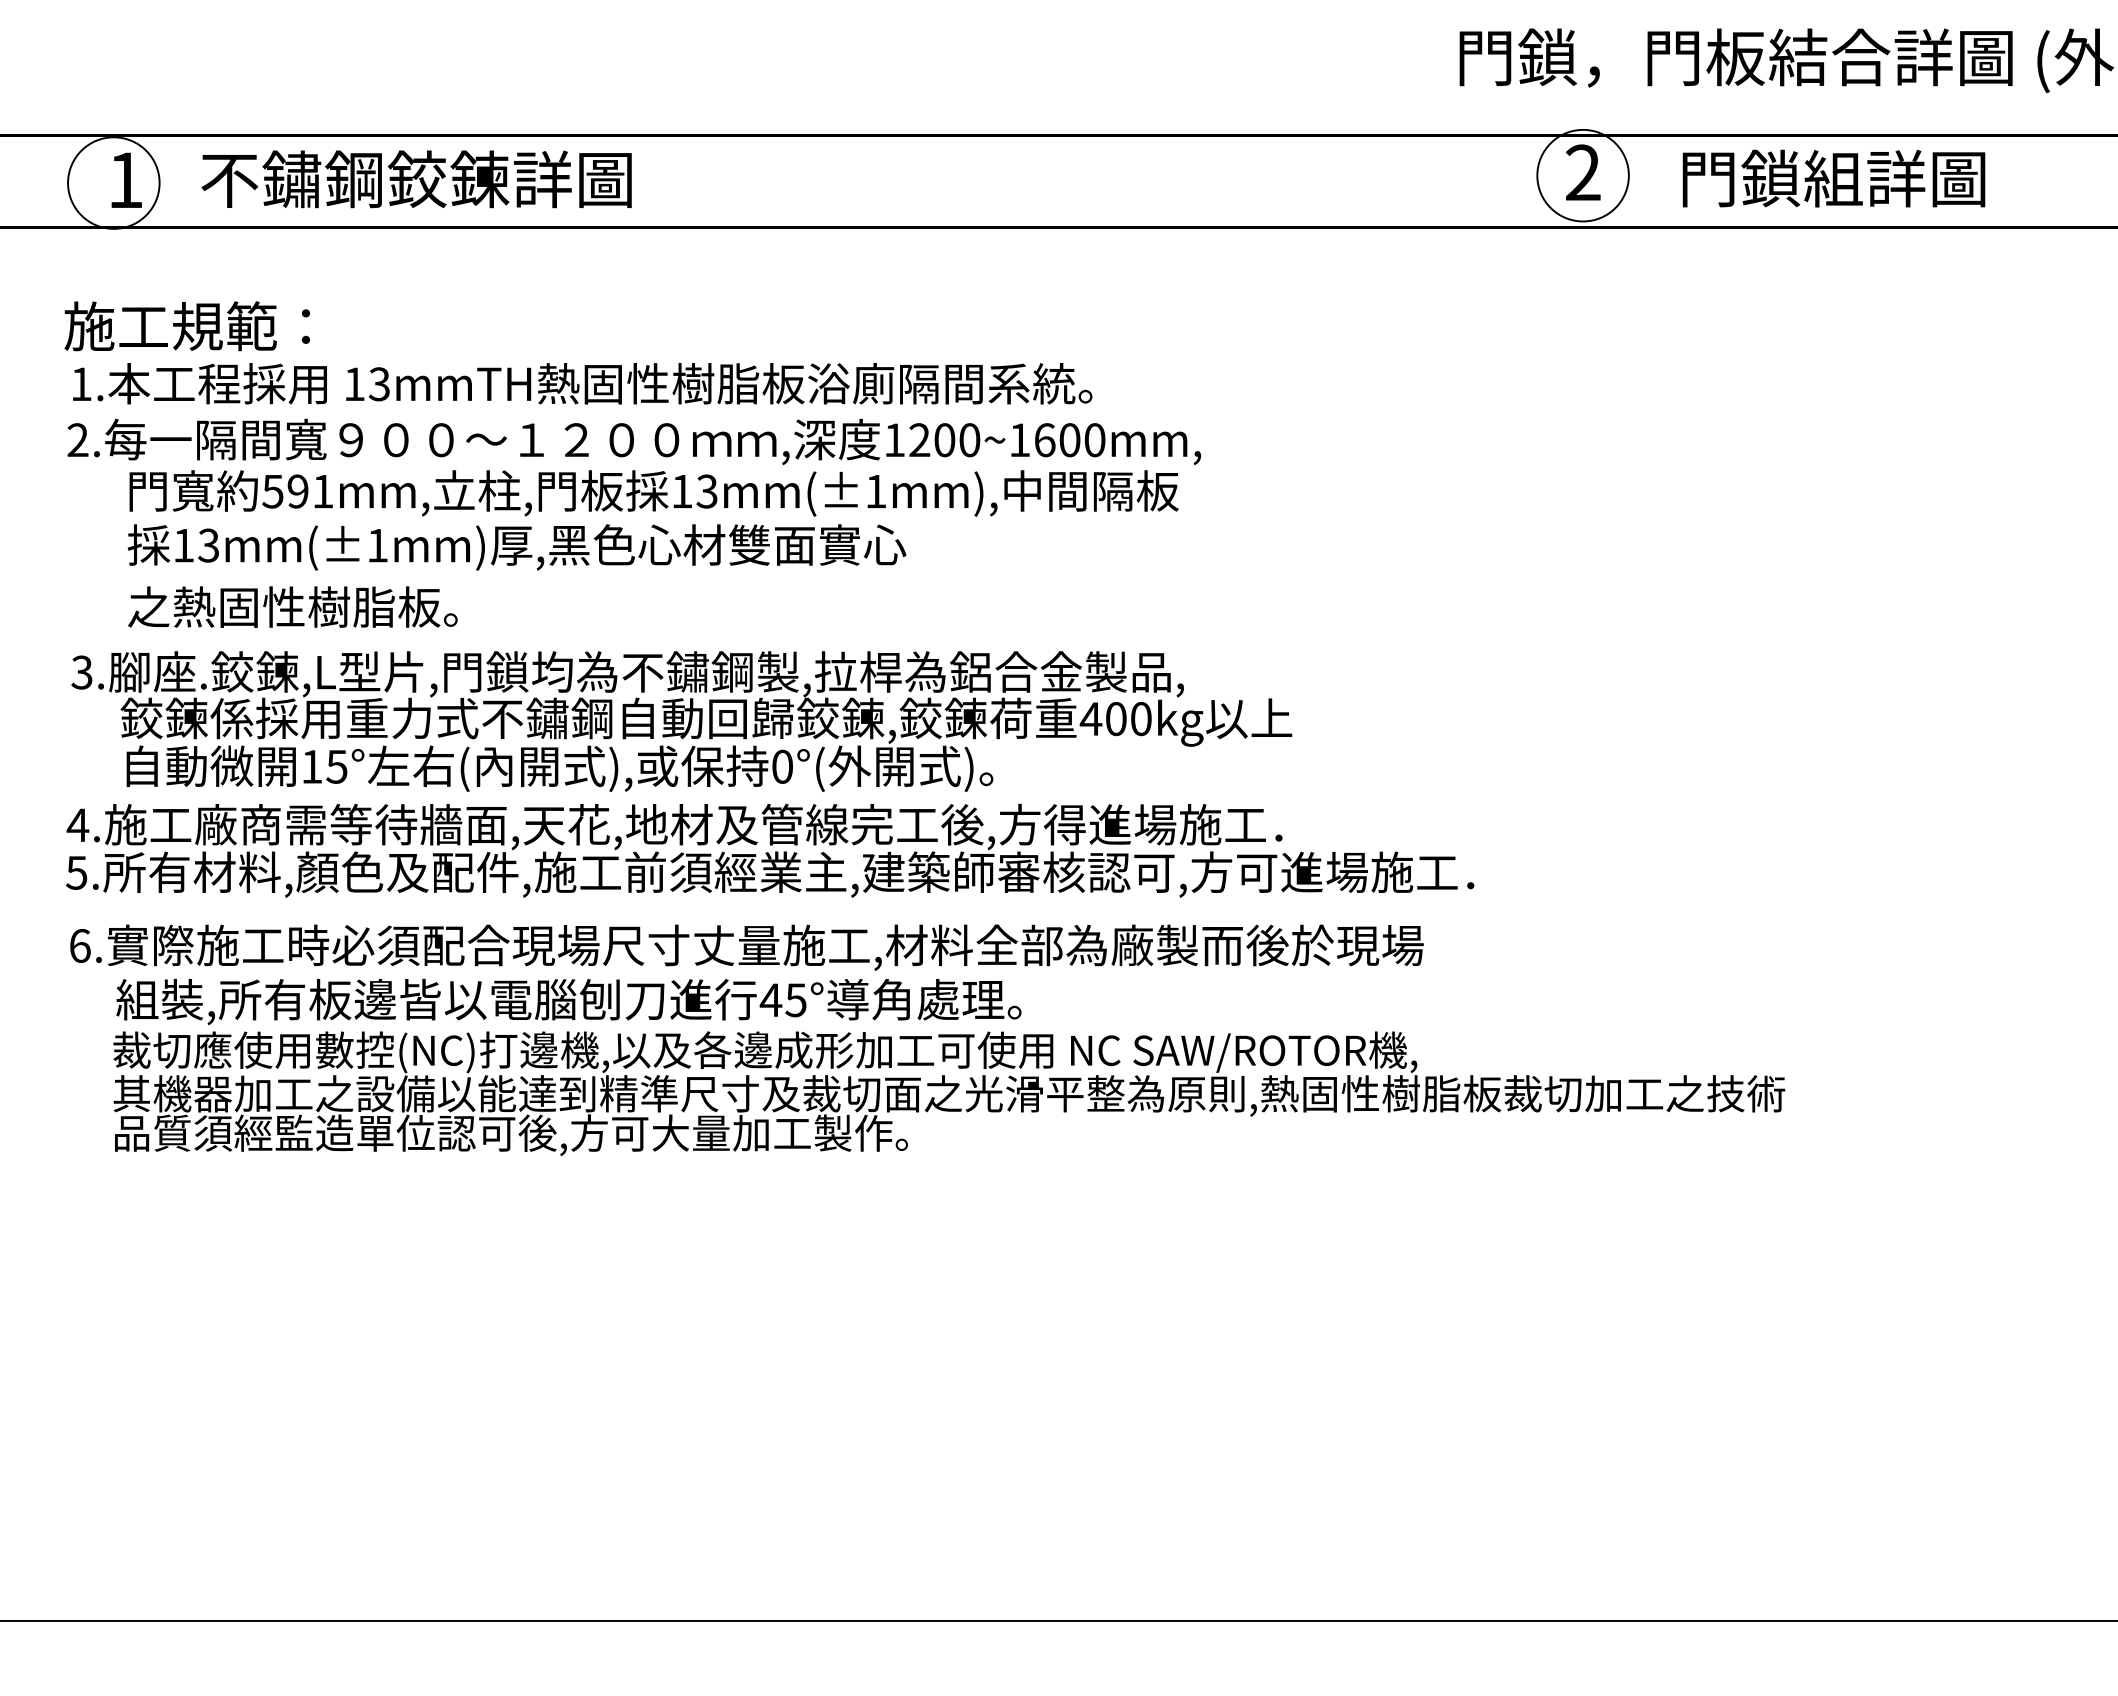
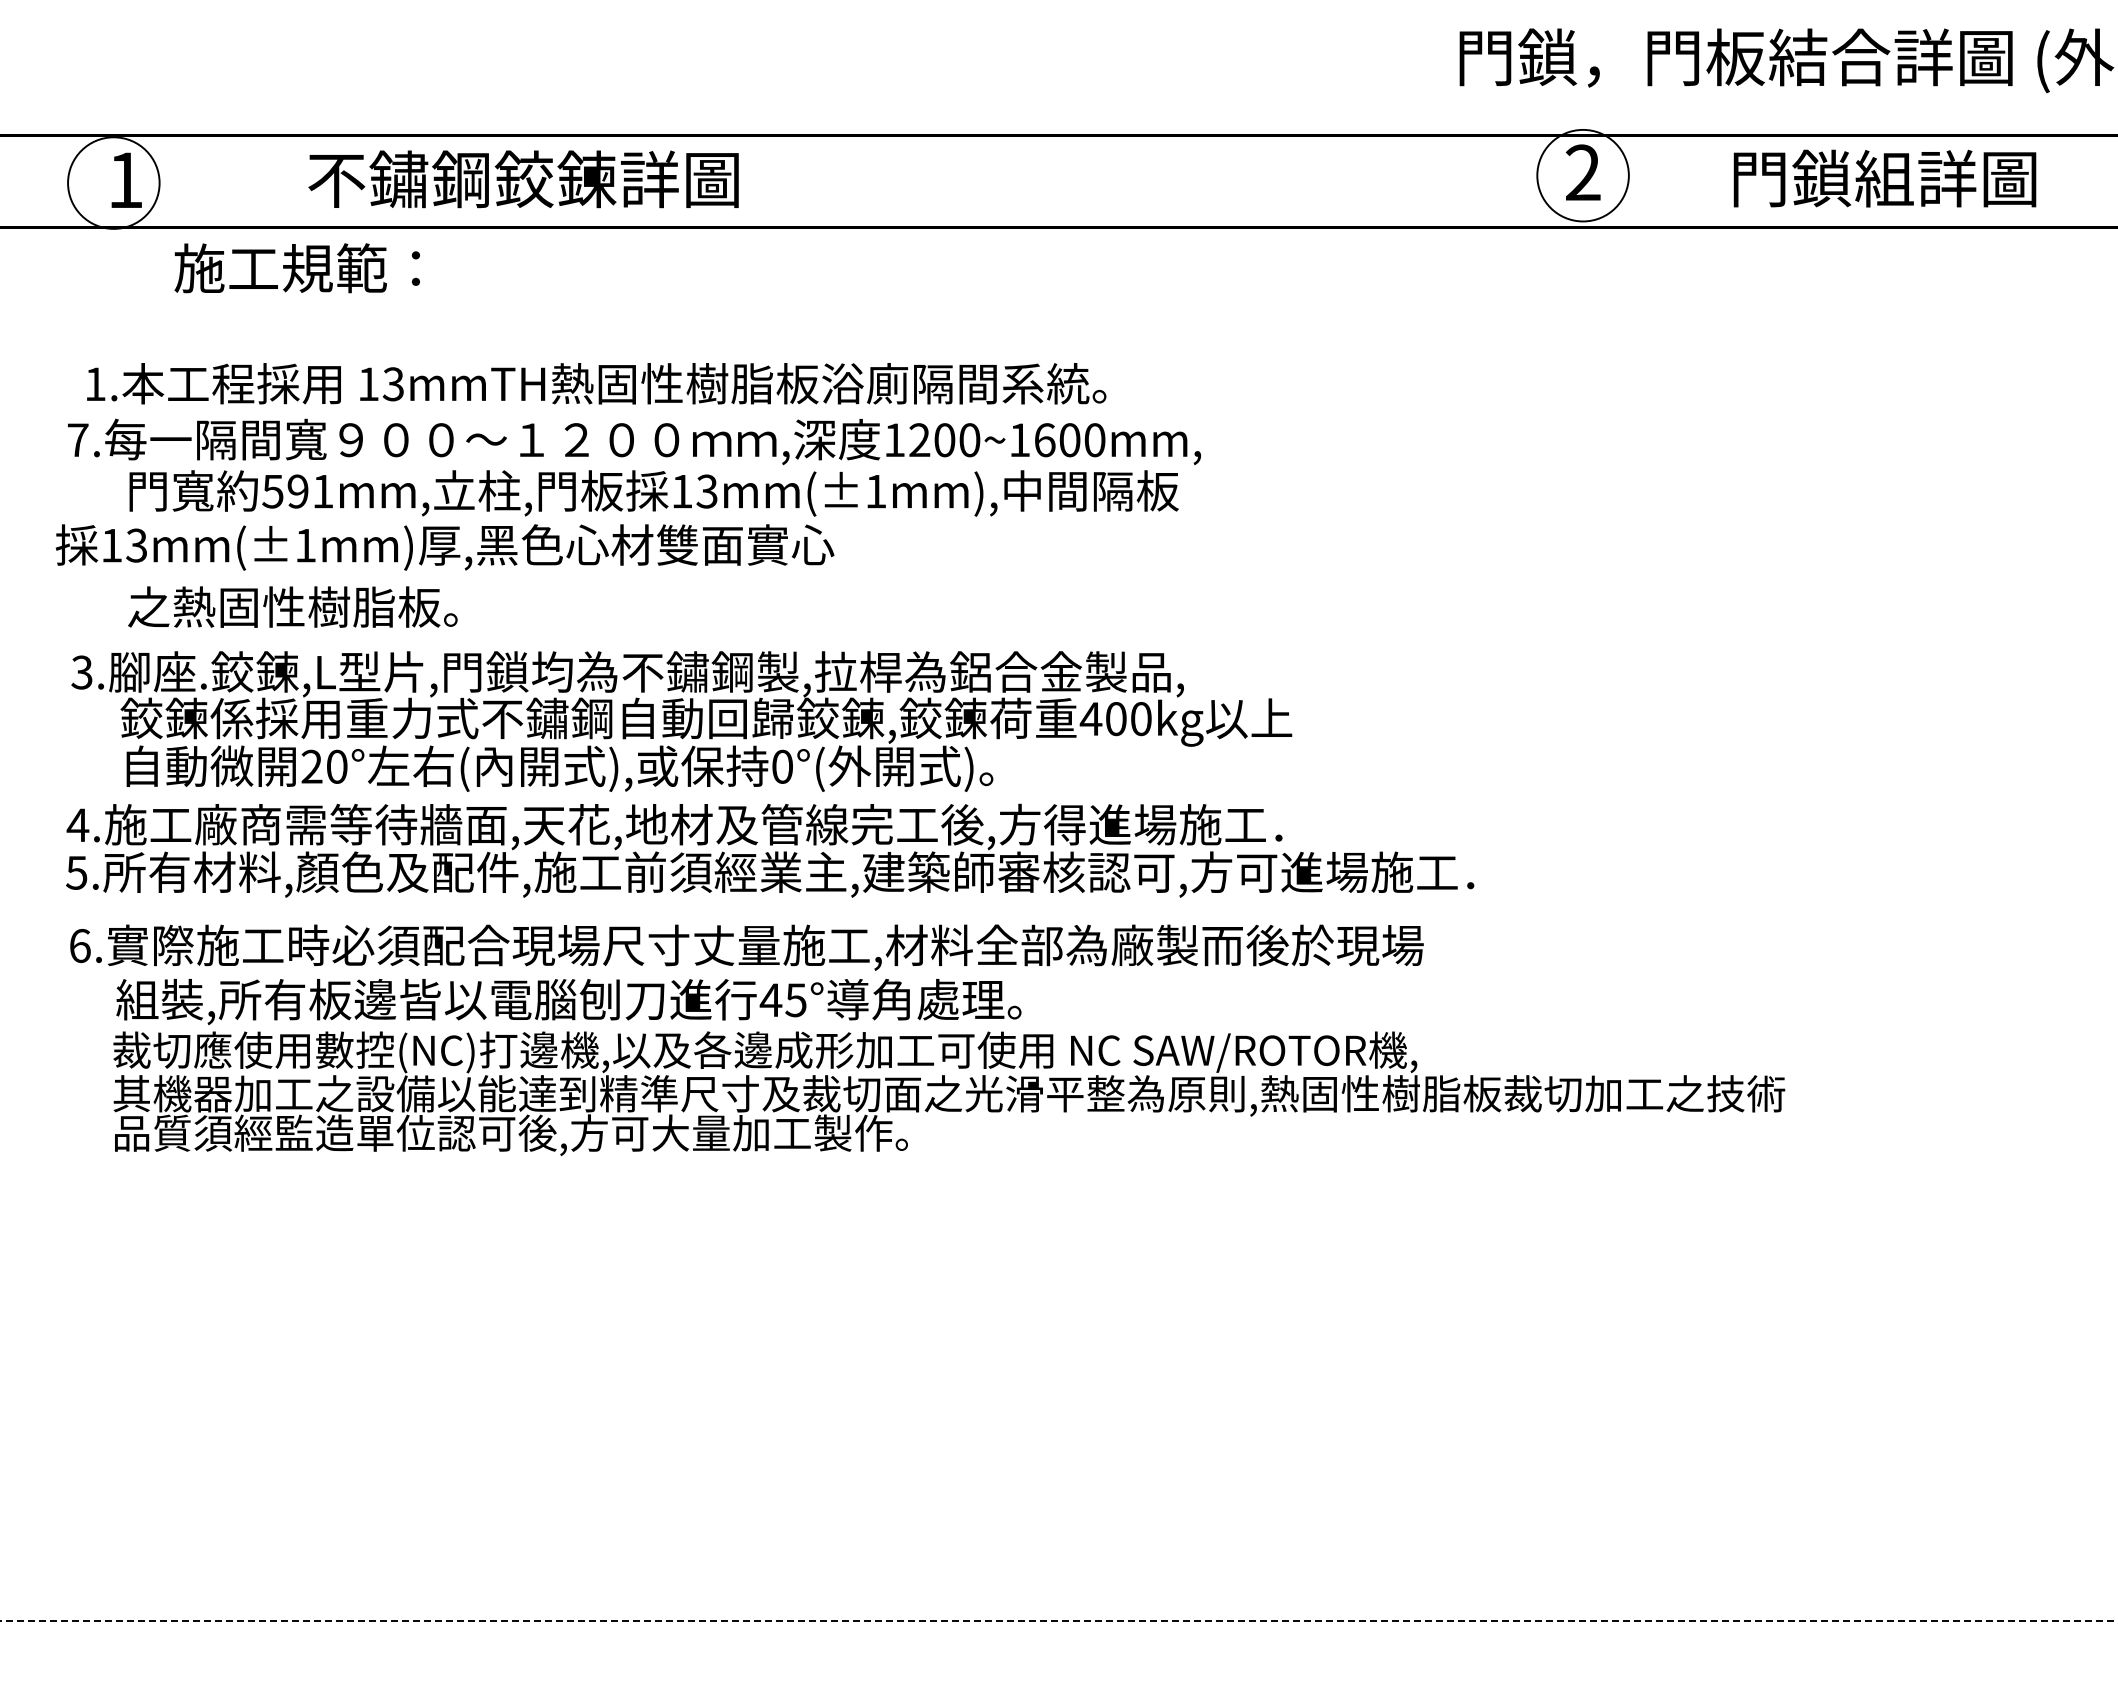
text position: (1833, 178) -> (1884, 178) (1884, 178)
text position: (416, 179) -> (523, 179) (523, 179)
text position: (186, 326) -> (296, 268) (296, 268)
text position: (582, 383) -> (596, 383) (596, 383)
text: 2. -> 7. (77, 439)
text position: (517, 547) -> (445, 547) (445, 547)
text: 15° -> 20° (324, 766)
line: solid -> dashed (1058, 1620)
